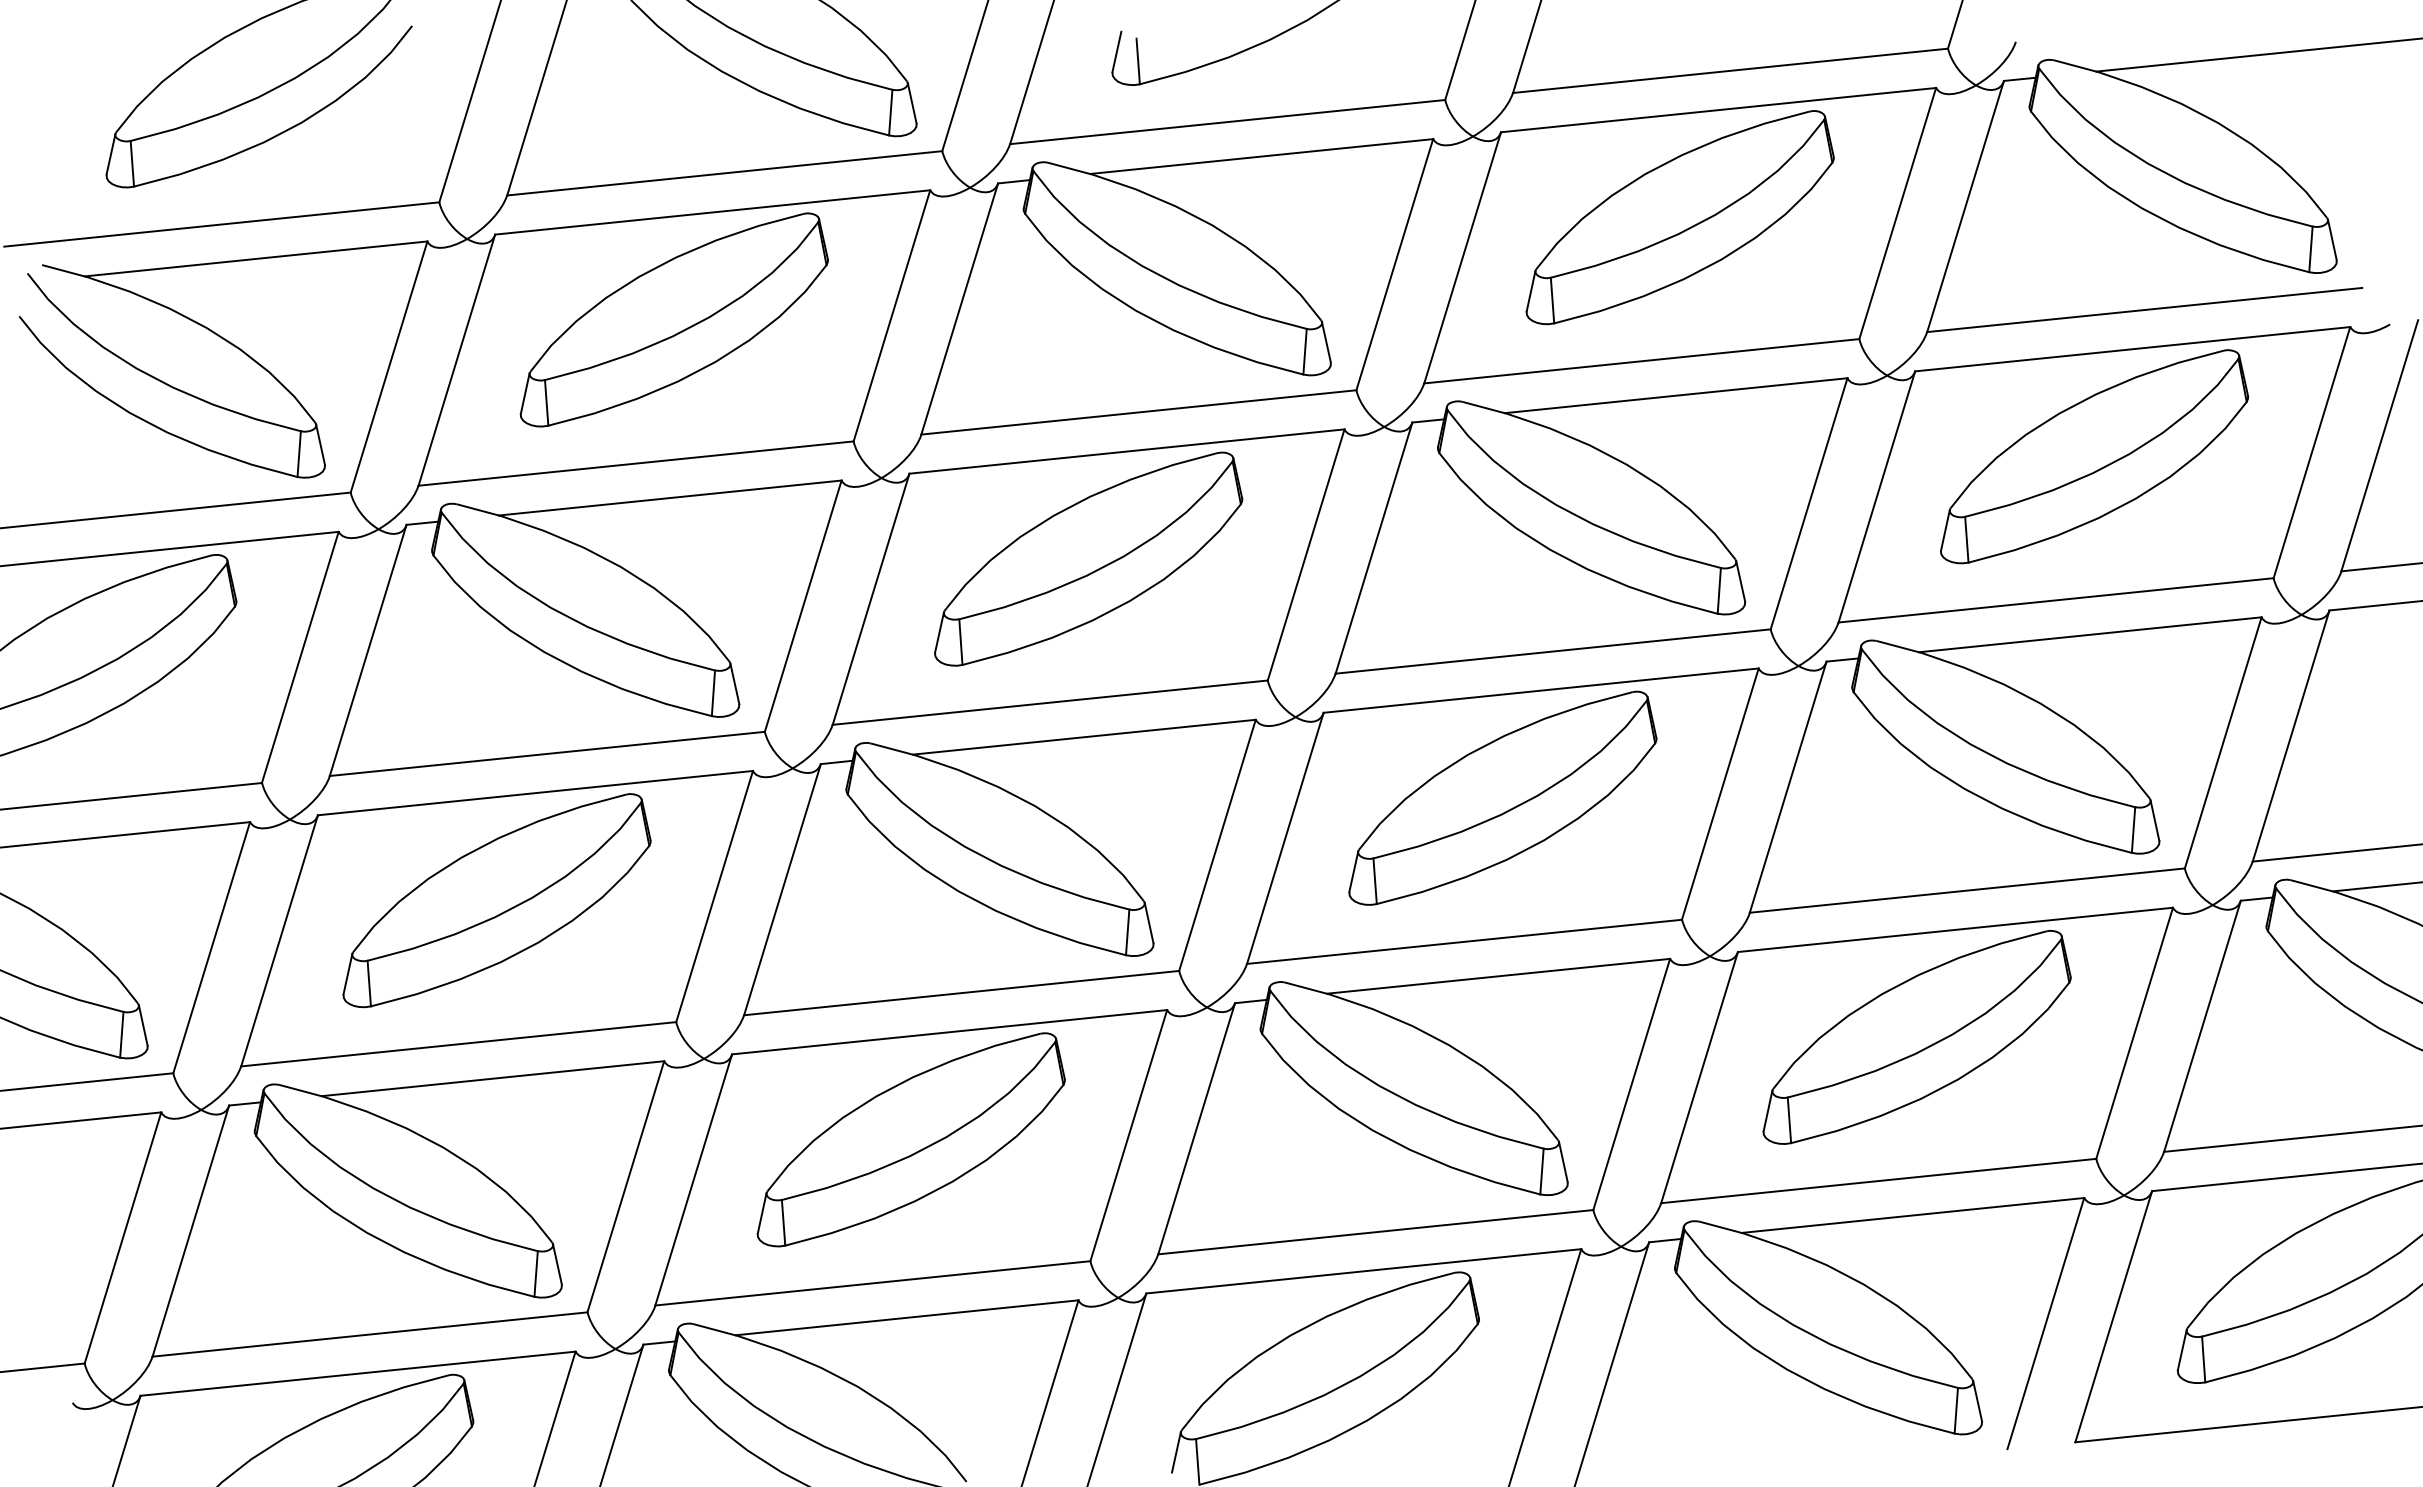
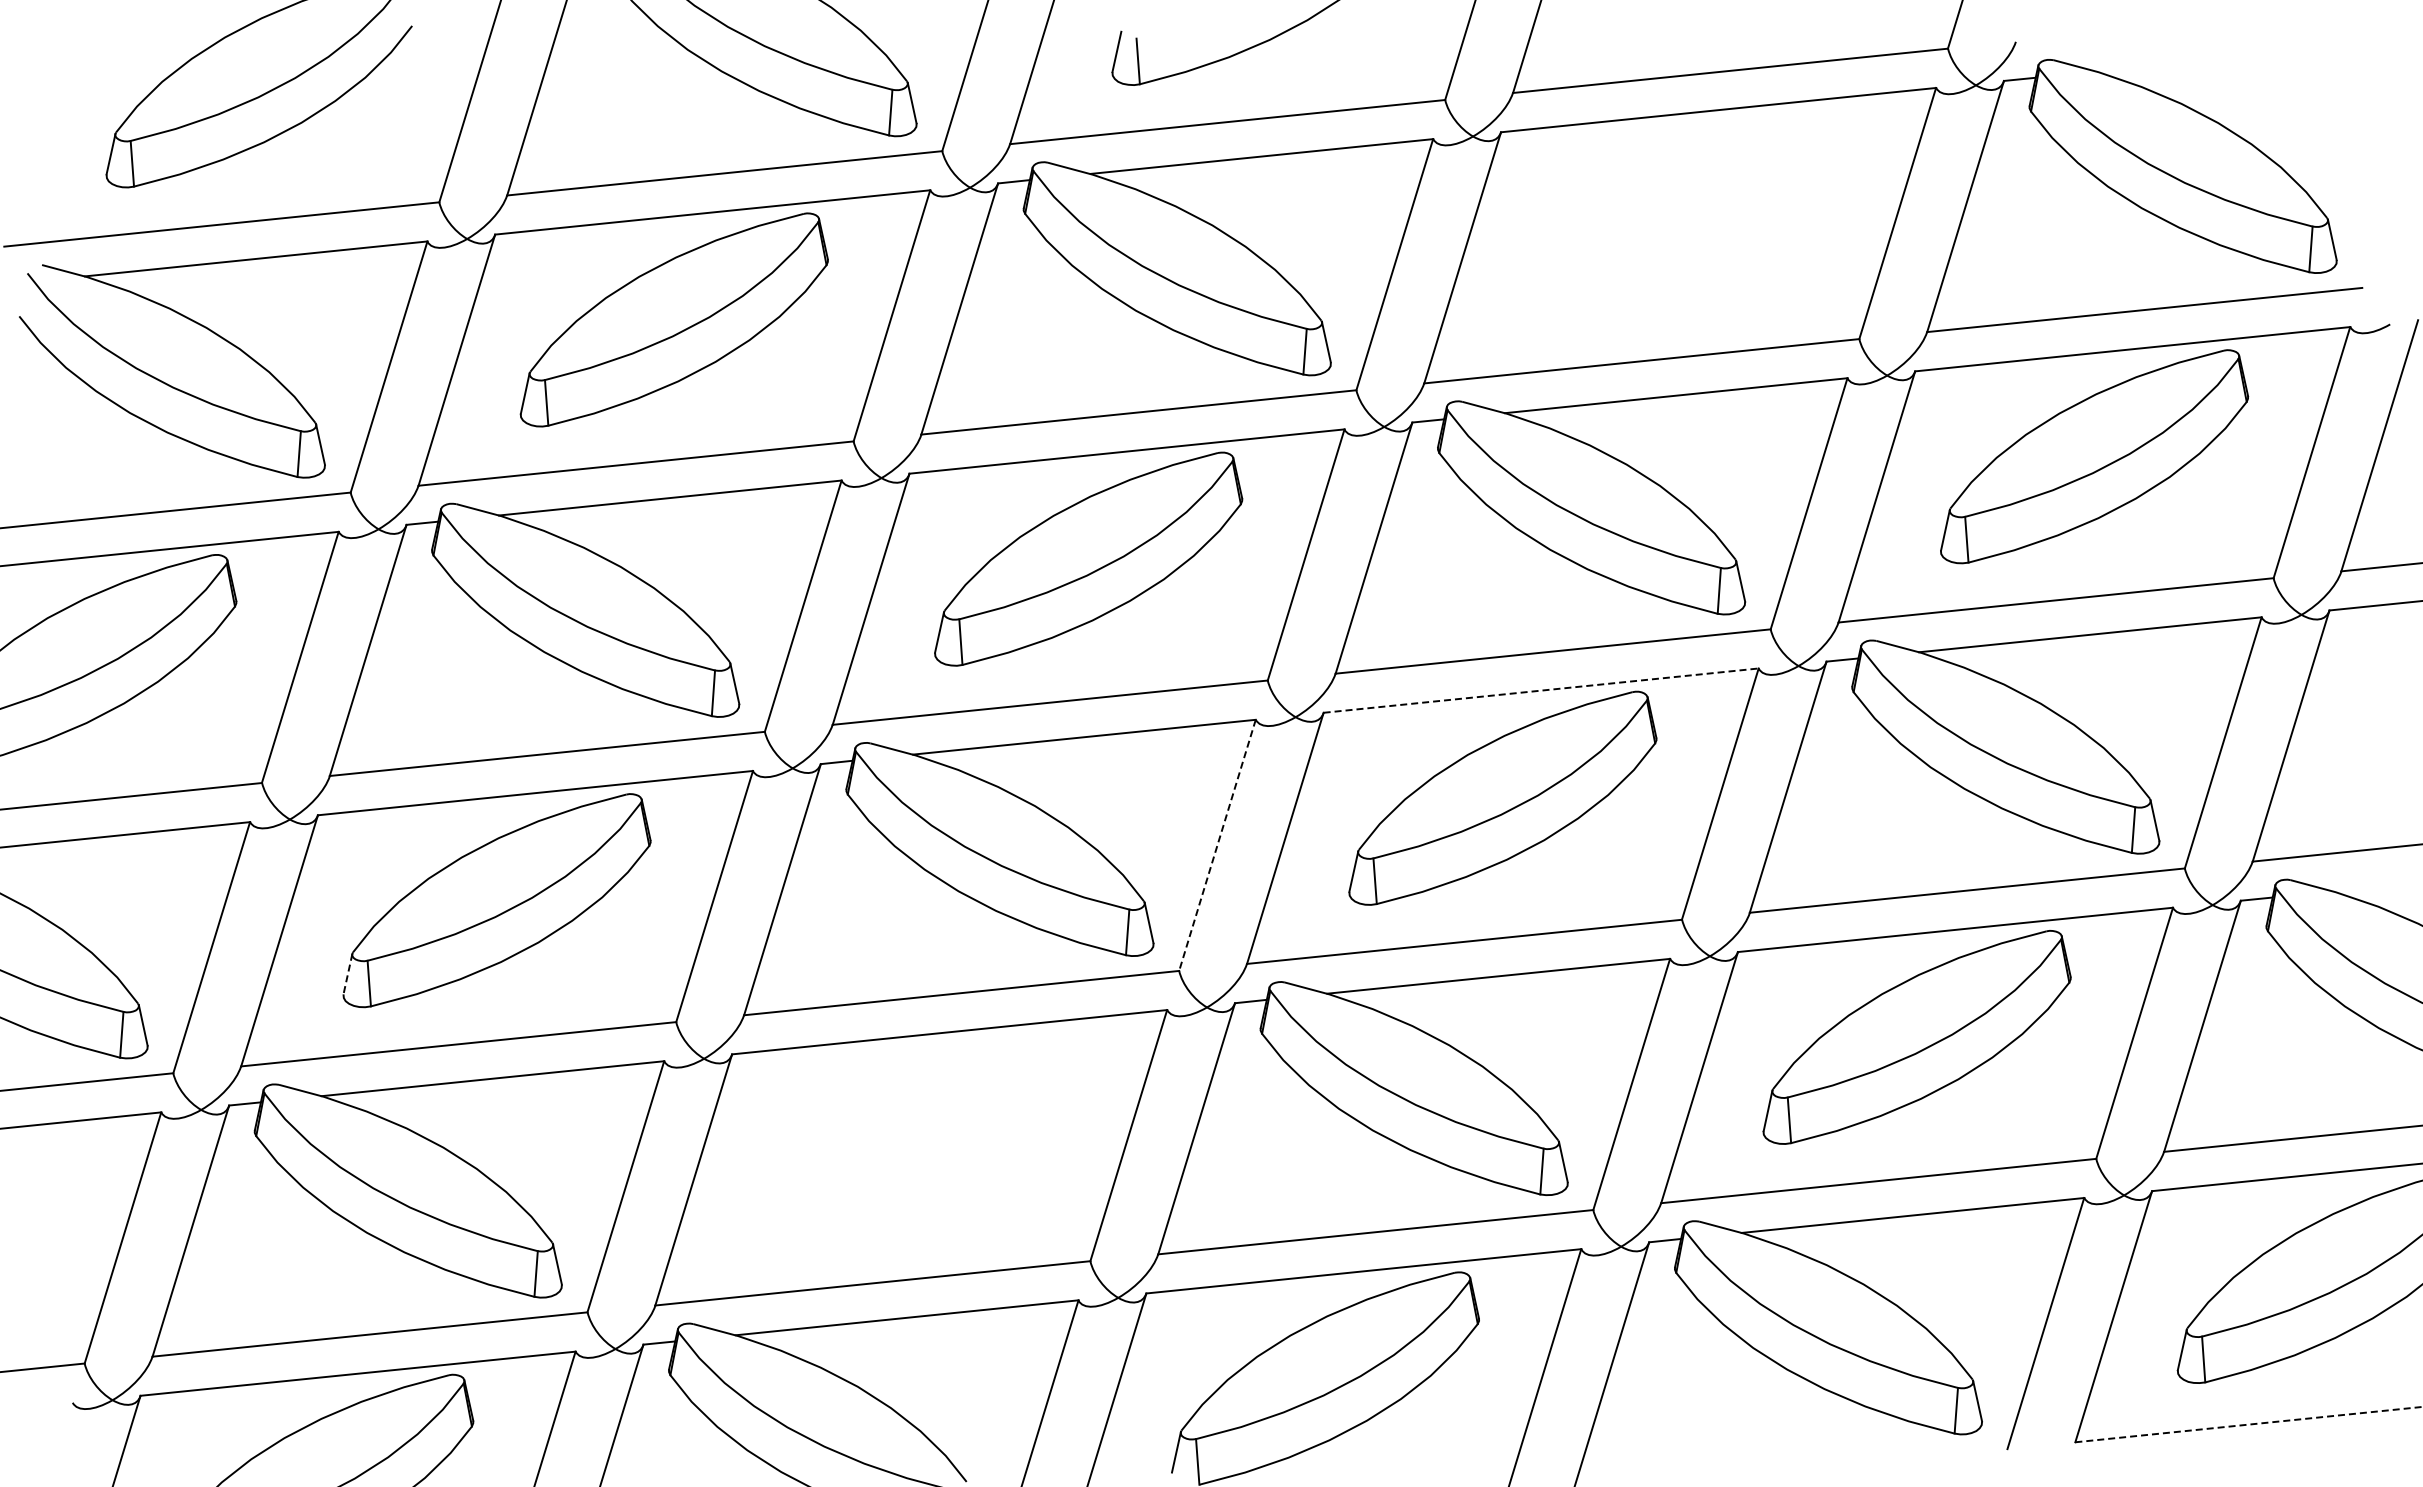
line: present -> none (2257, 54)
part: present -> none (1679, 217)
line: solid -> dashed (1541, 690)
line: solid -> dashed (1217, 845)
line: present -> none (2376, 886)
line: solid -> dashed (347, 974)
part: present -> none (910, 1139)
line: solid -> dashed (2249, 1424)
